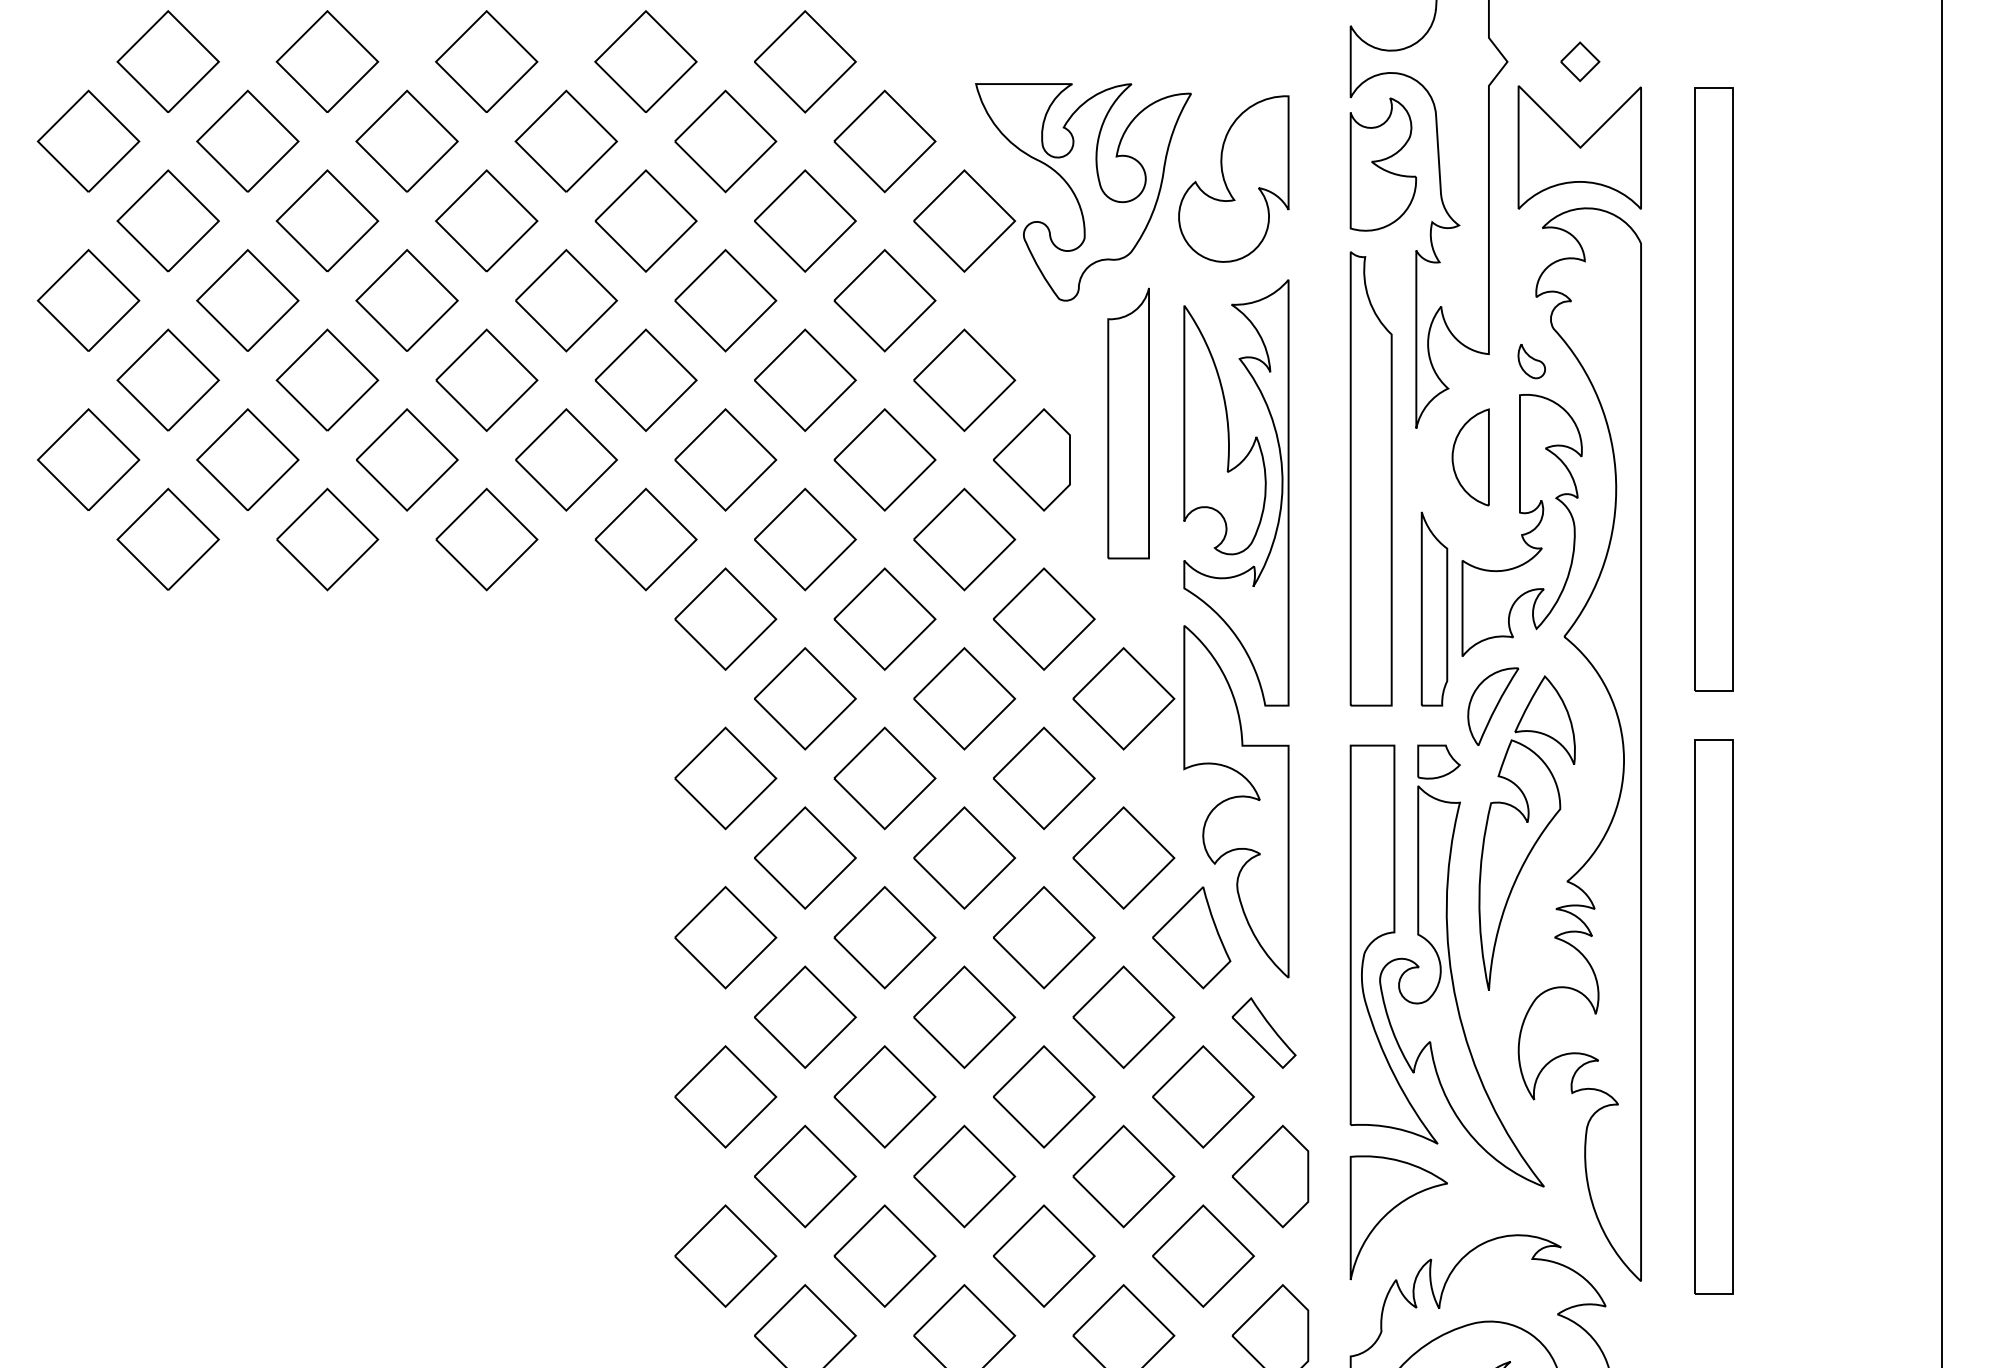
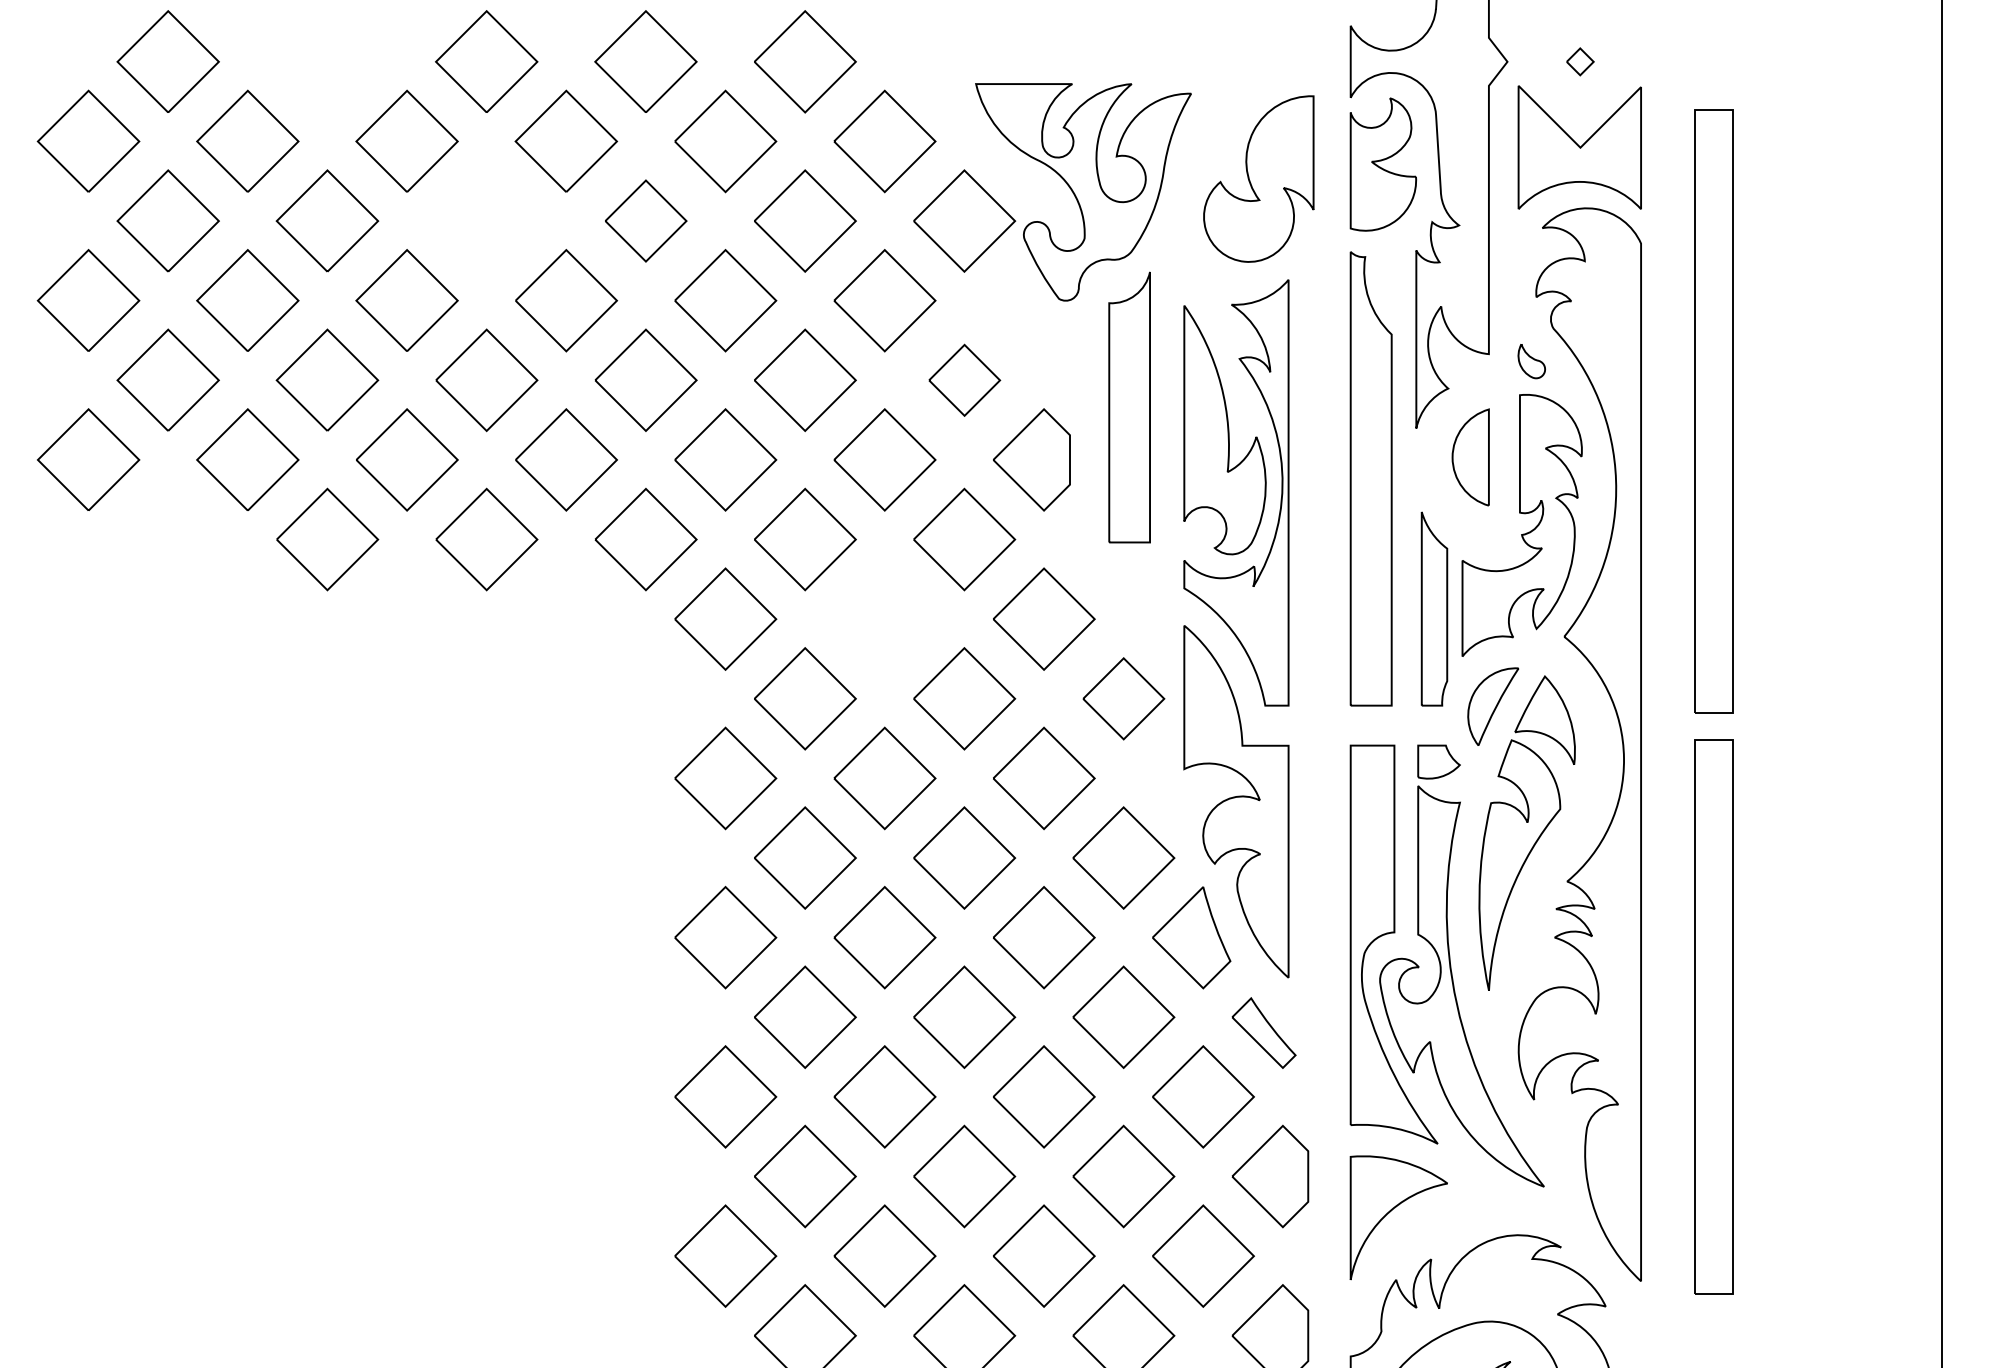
part: present -> none (327, 61)
part size: 41x42 px -> 29x30 px (1580, 61)
part position: (1233, 178) -> (1258, 178) (1258, 178)
part: present -> none (486, 220)
part size: 104x104 px -> 83x84 px (646, 220)
part size: 104x105 px -> 74x74 px (964, 379)
part position: (1713, 389) -> (1713, 411) (1713, 411)
part position: (1128, 423) -> (1129, 407) (1129, 407)
part: present -> none (167, 538)
part: present -> none (884, 618)
part size: 104x104 px -> 84x84 px (1123, 698)
